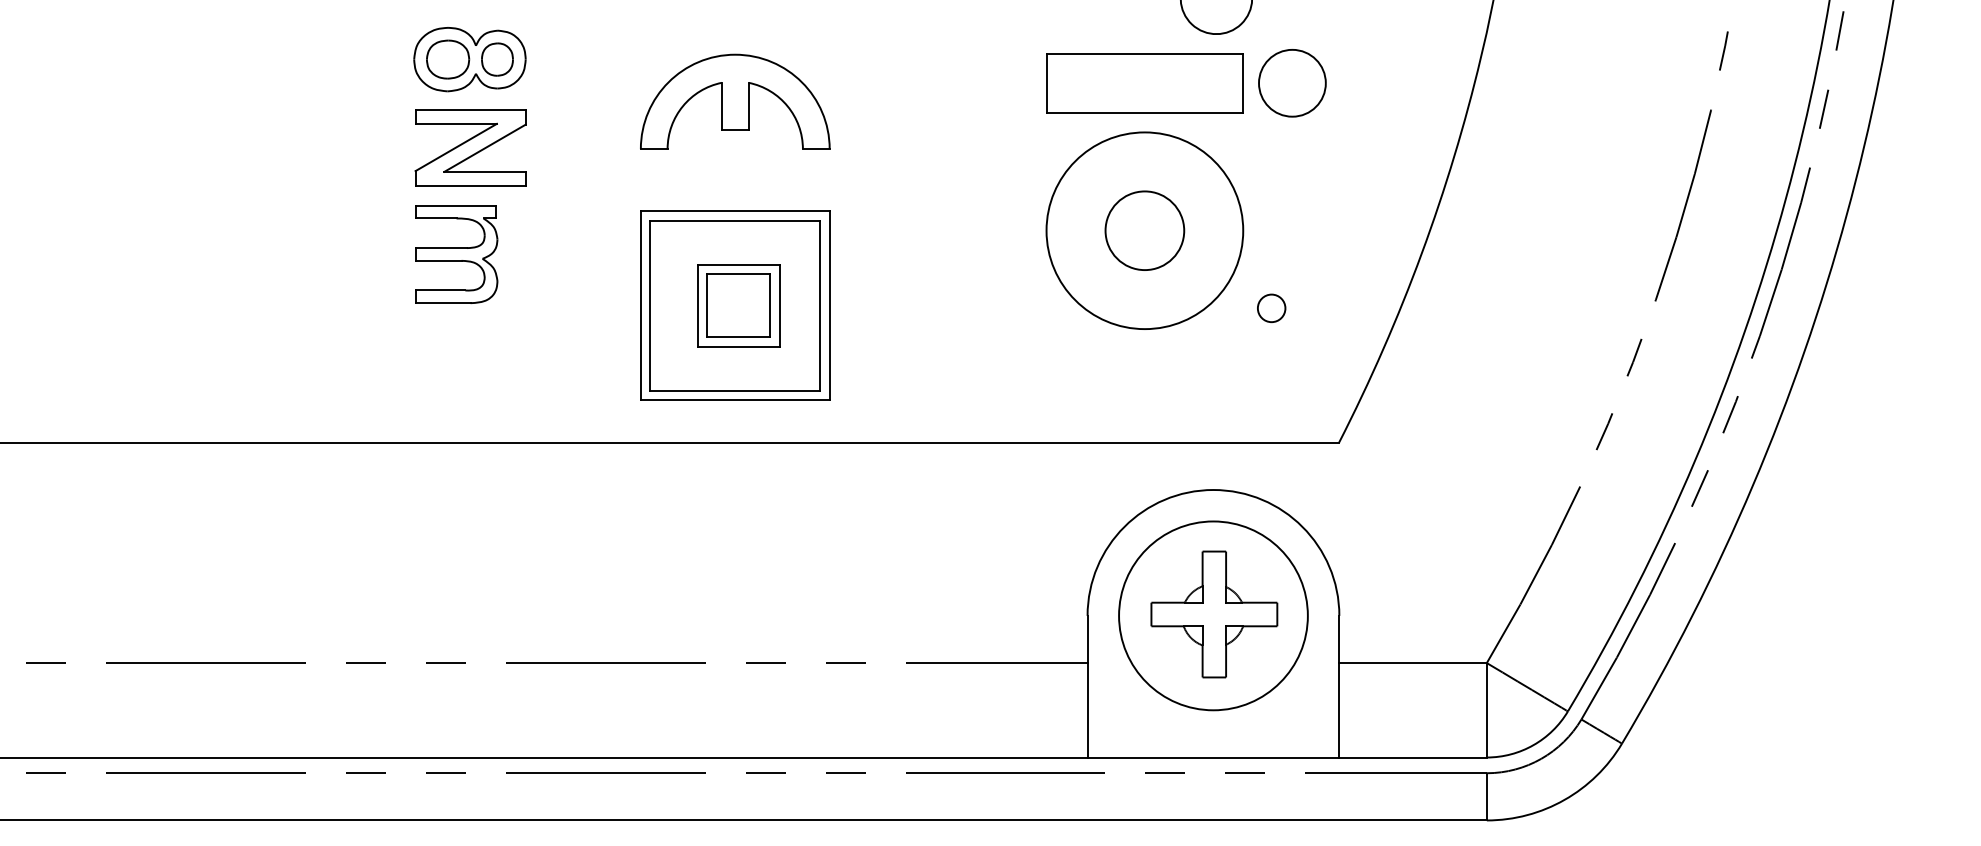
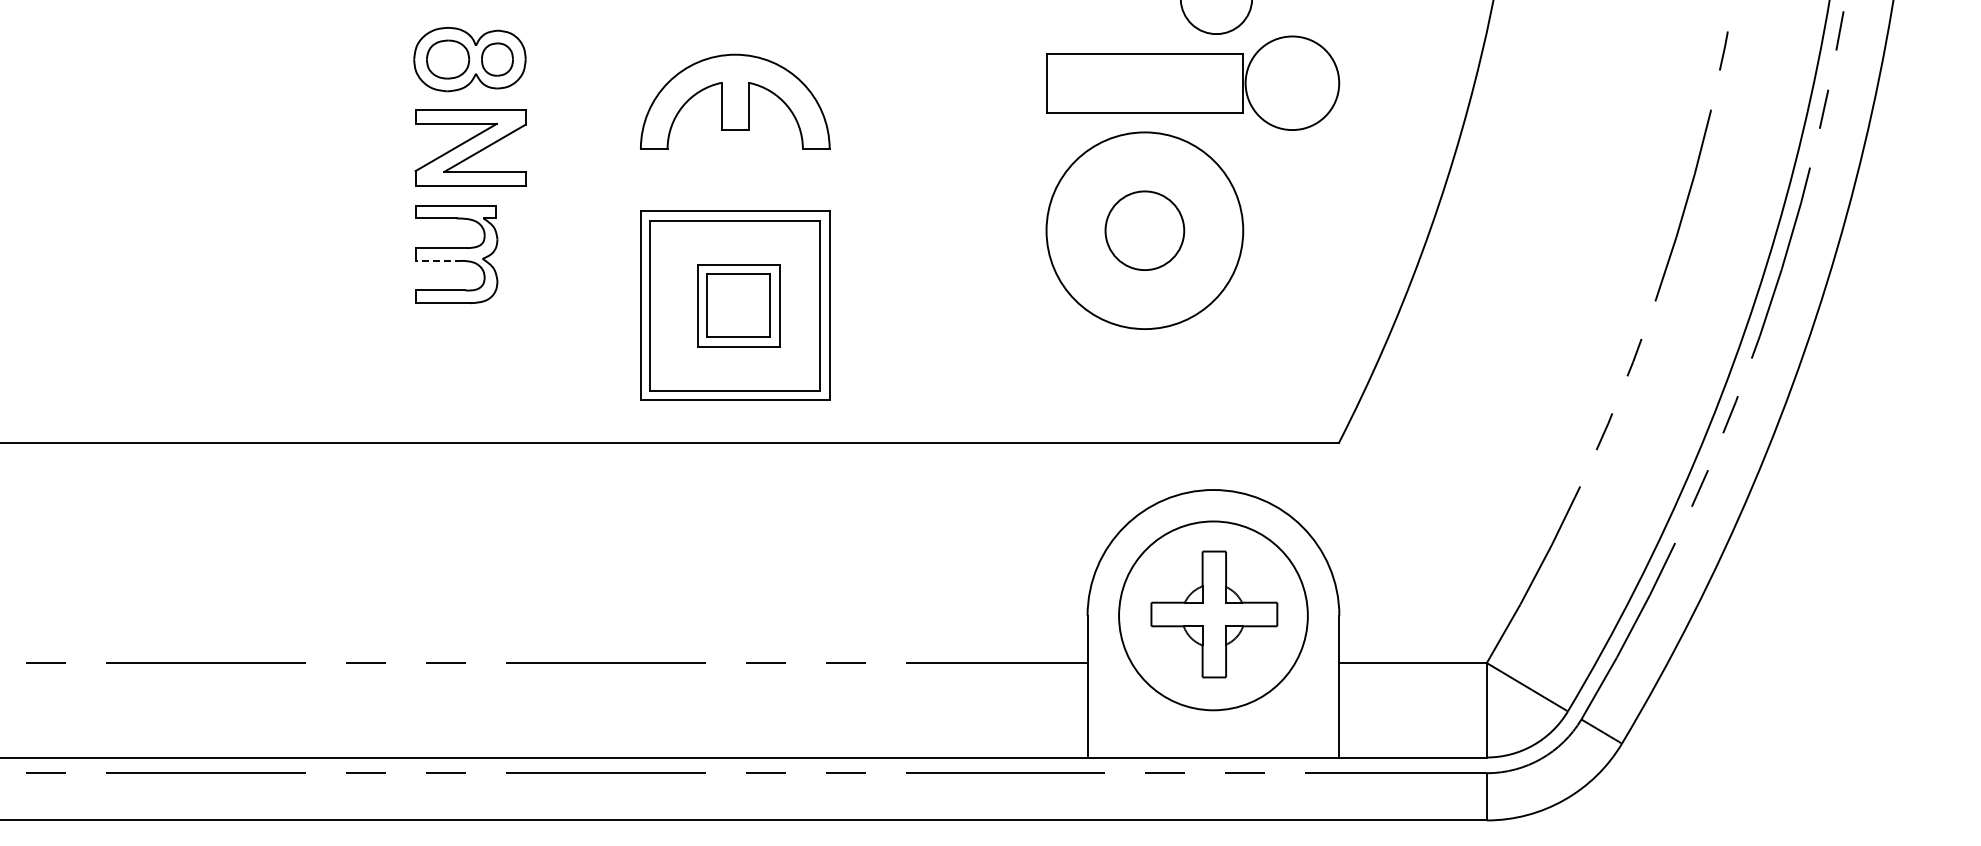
circle diameter: 67 px -> 94 px (1292, 83)
line: solid -> dashed (438, 260)
circle: present -> none (1271, 308)
